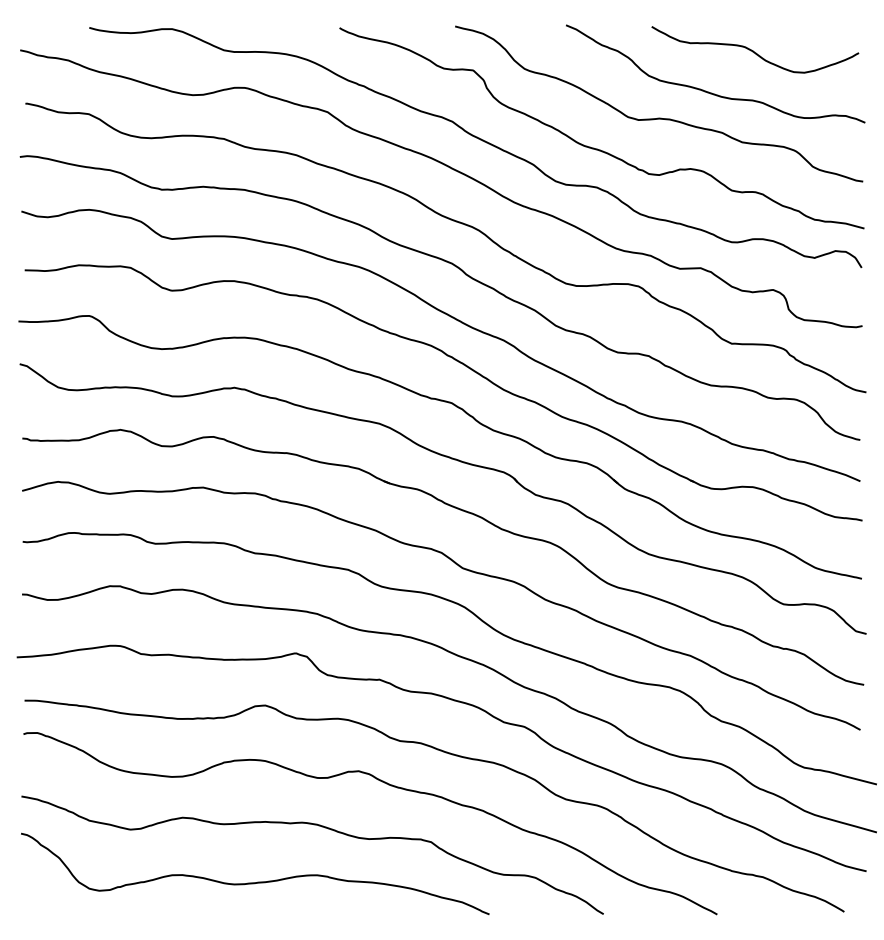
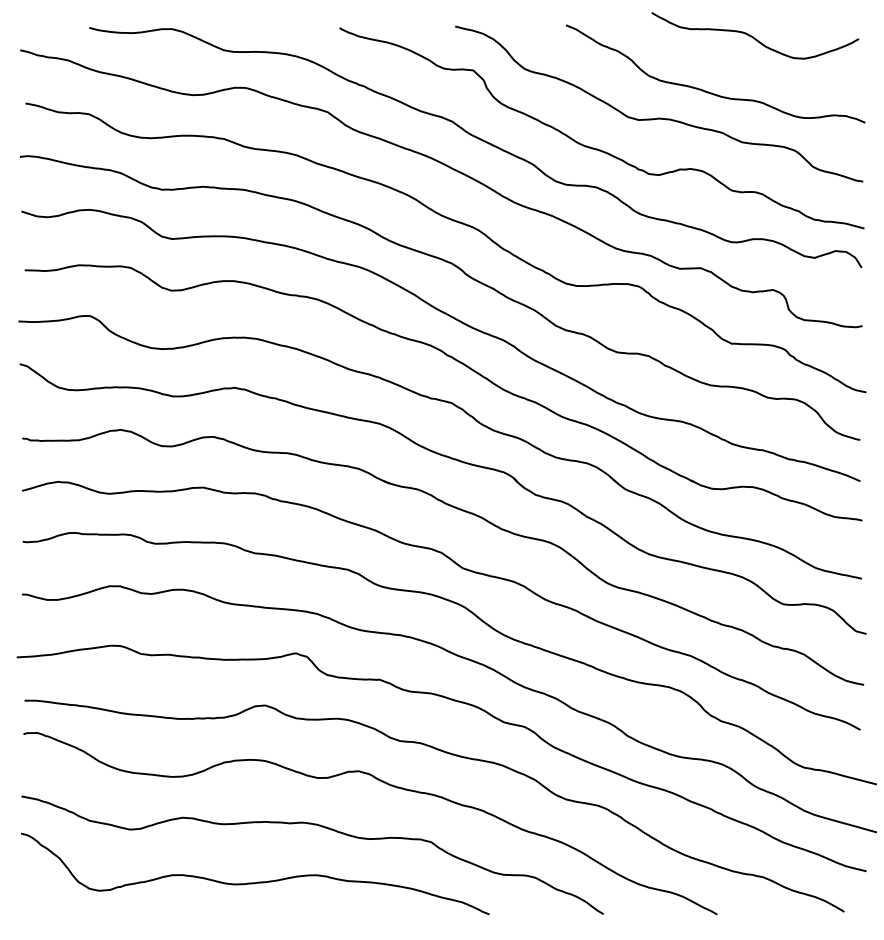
curve position: (753, 50) -> (753, 36) (753, 36)
